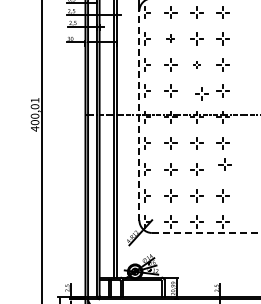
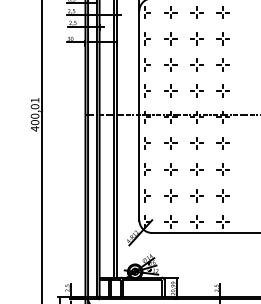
part size: 9x9 px -> 14x14 px (170, 38)
part size: 8x8 px -> 14x14 px (196, 64)
part position: (201, 93) -> (196, 90) (196, 90)
line: dashed -> solid (139, 115)
part position: (224, 164) -> (222, 169) (222, 169)
line: dashed -> solid (206, 233)
